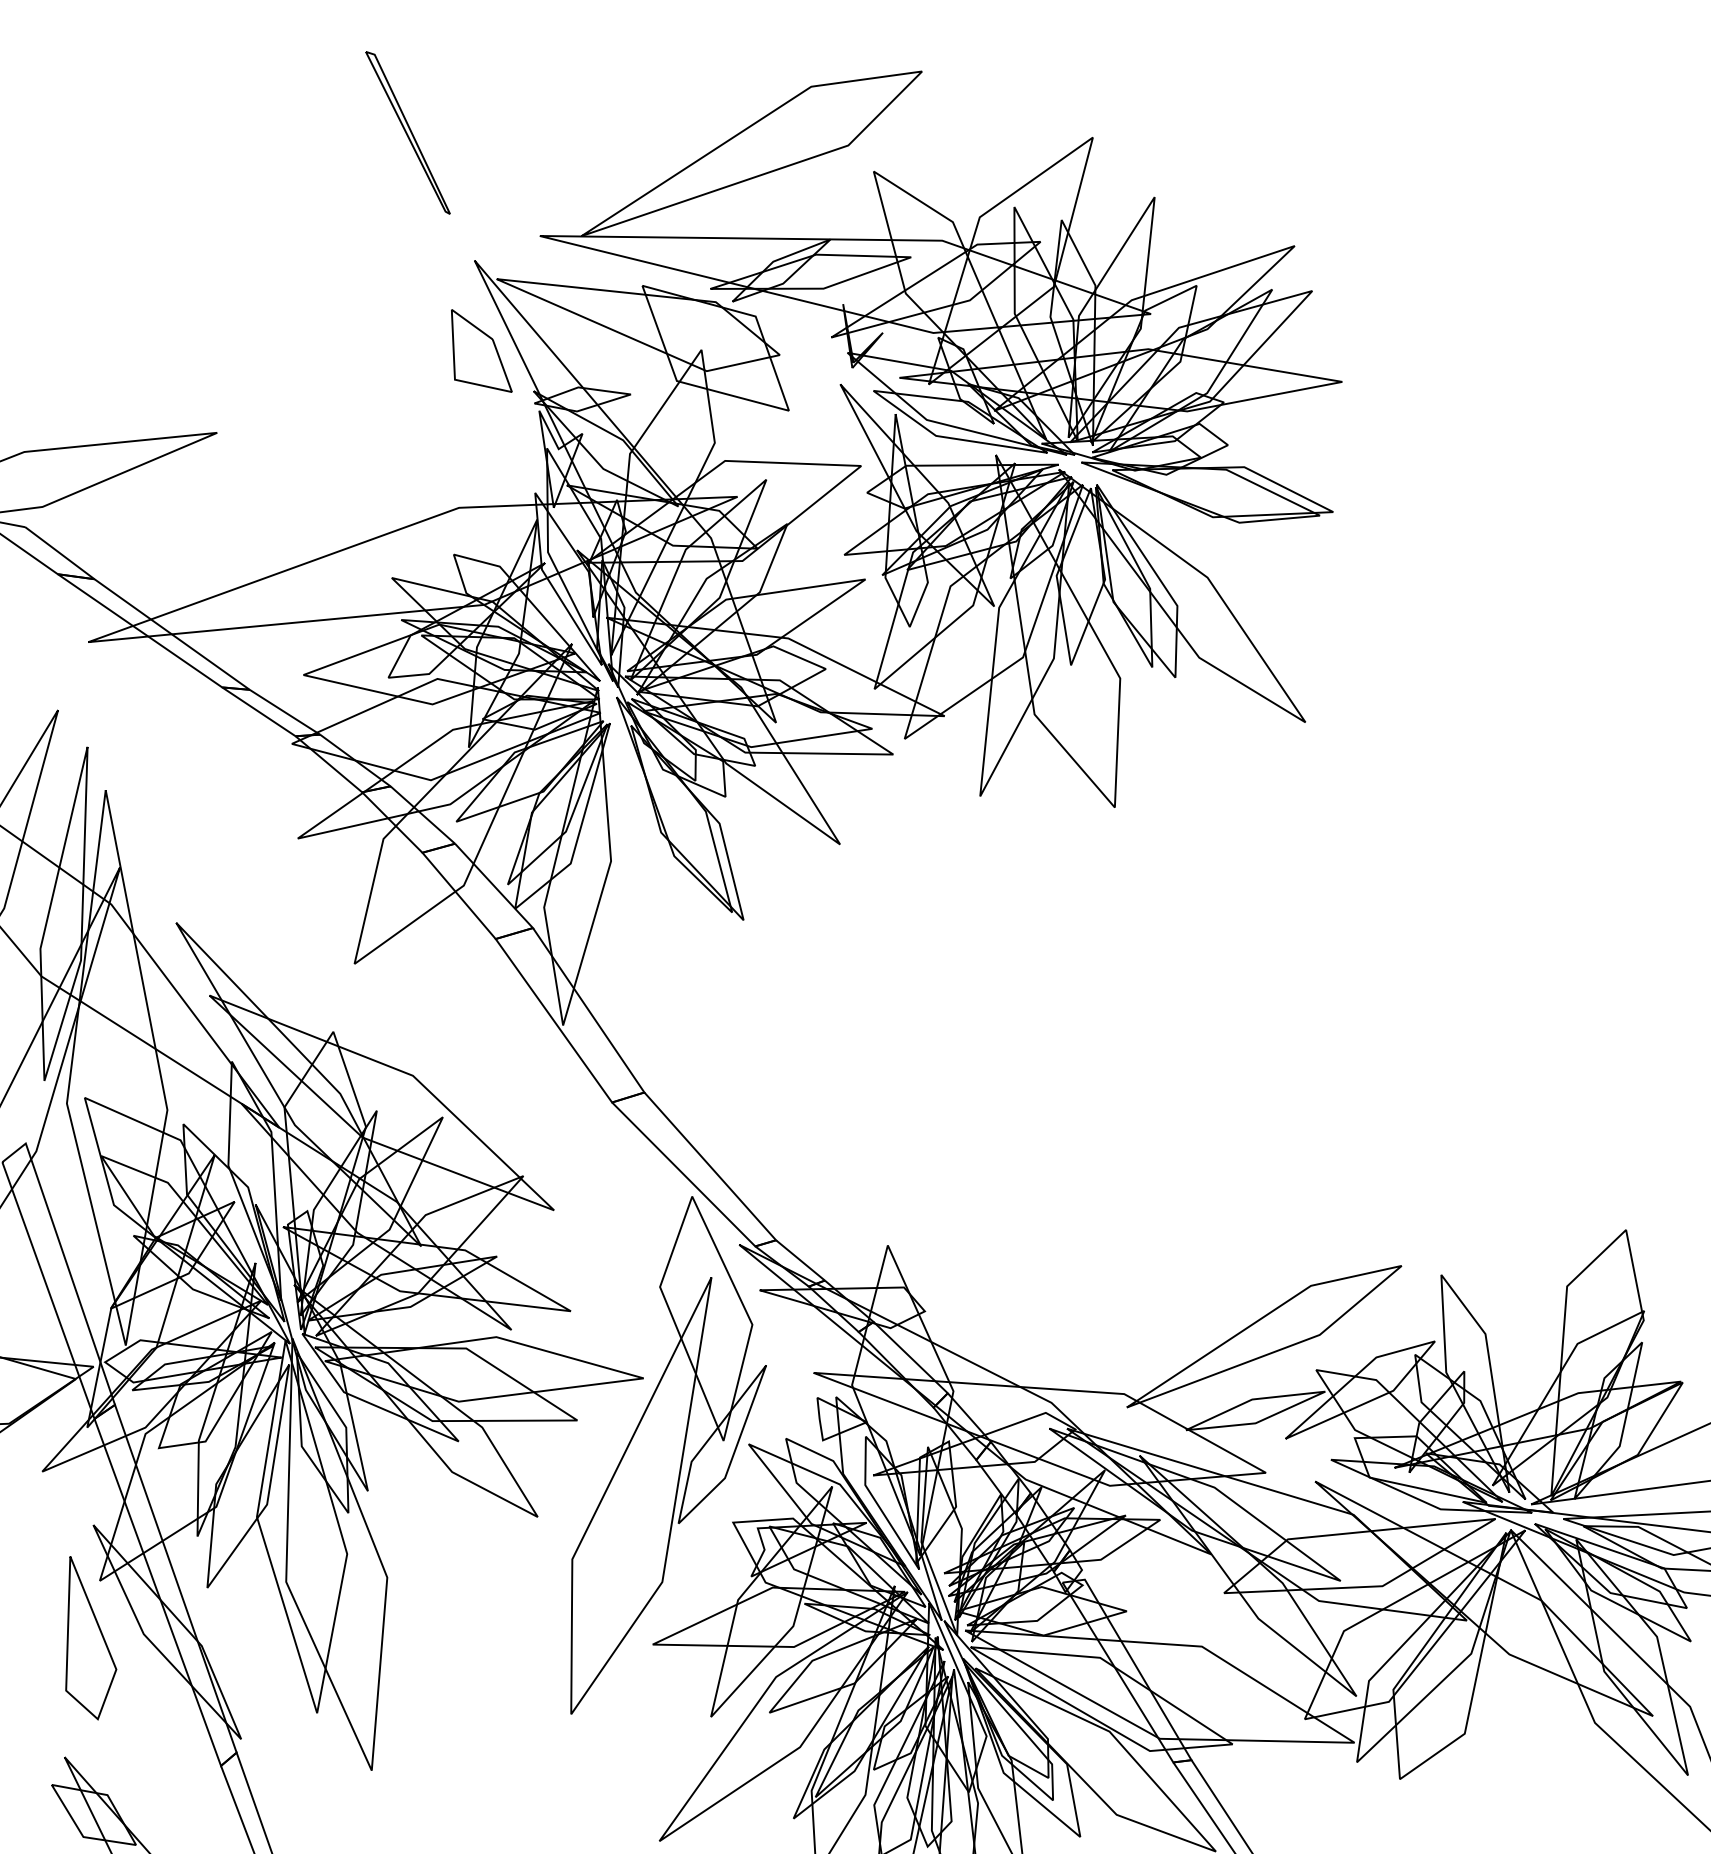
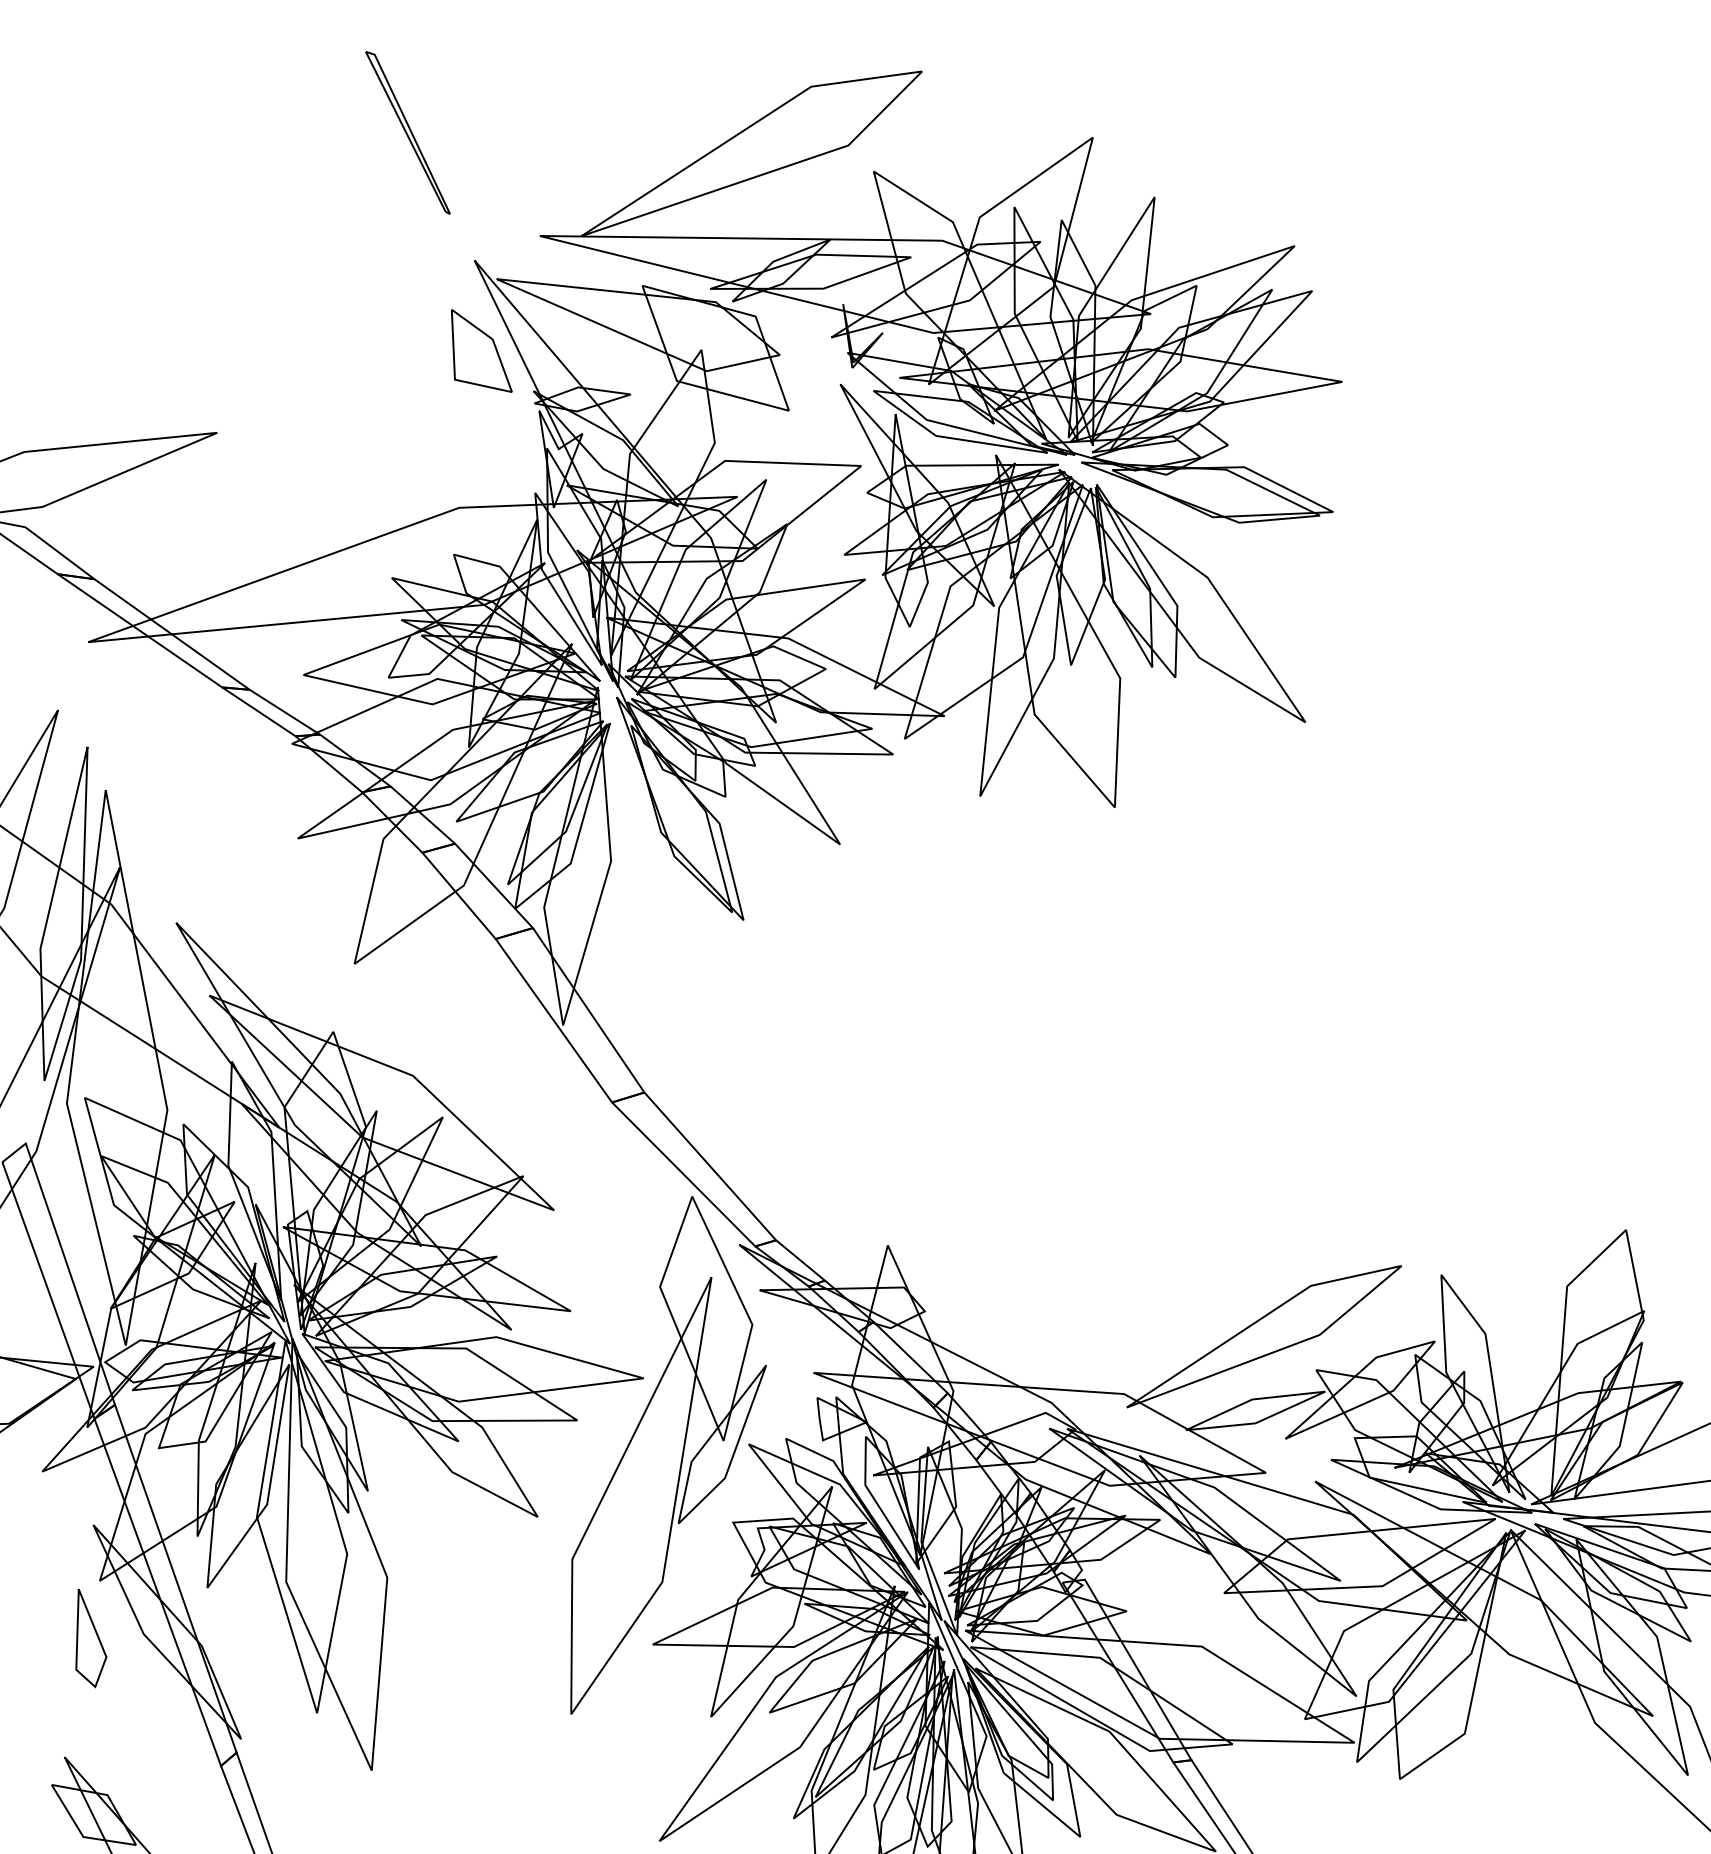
part size: 53x165 px -> 33x100 px (91, 1638)
